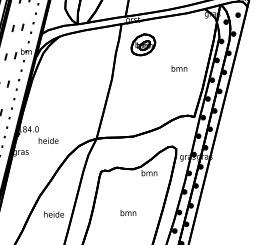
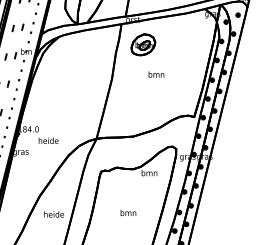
text position: (179, 68) -> (156, 74) (156, 74)
